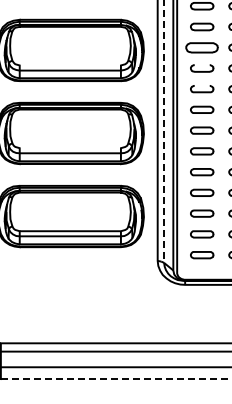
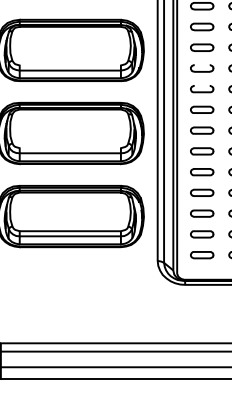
part size: 34x12 px -> 25x9 px (202, 47)
line: dashed -> solid (164, 136)
line: dashed -> solid (116, 379)
